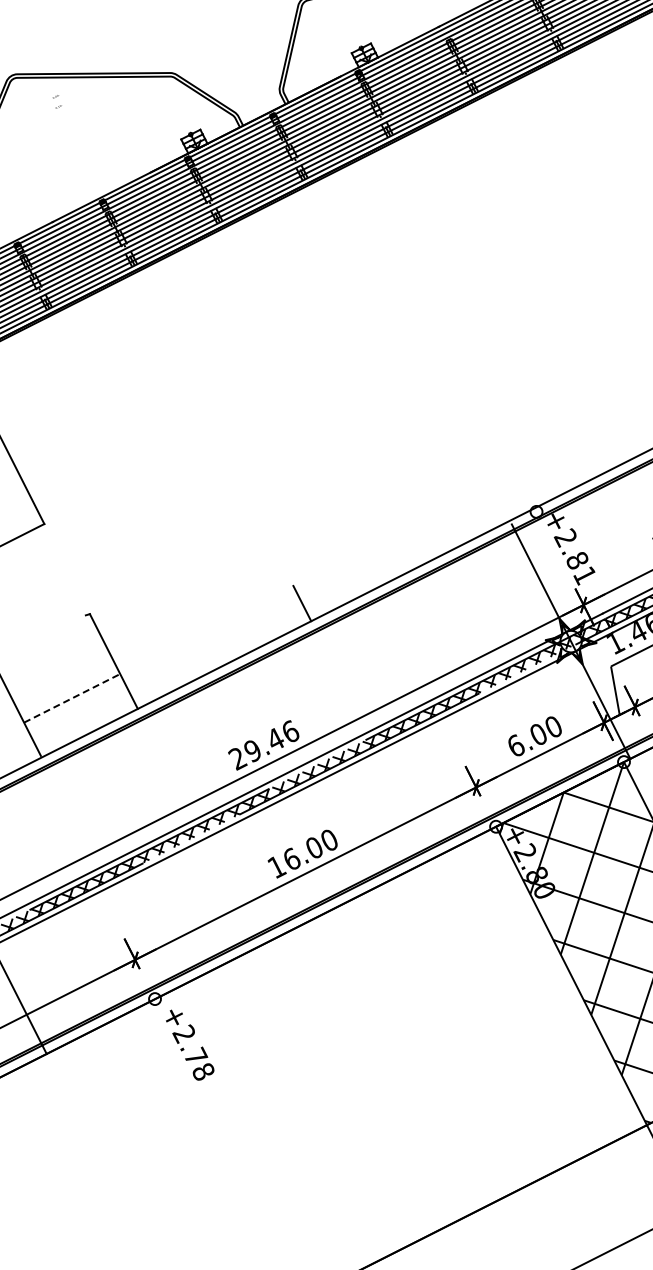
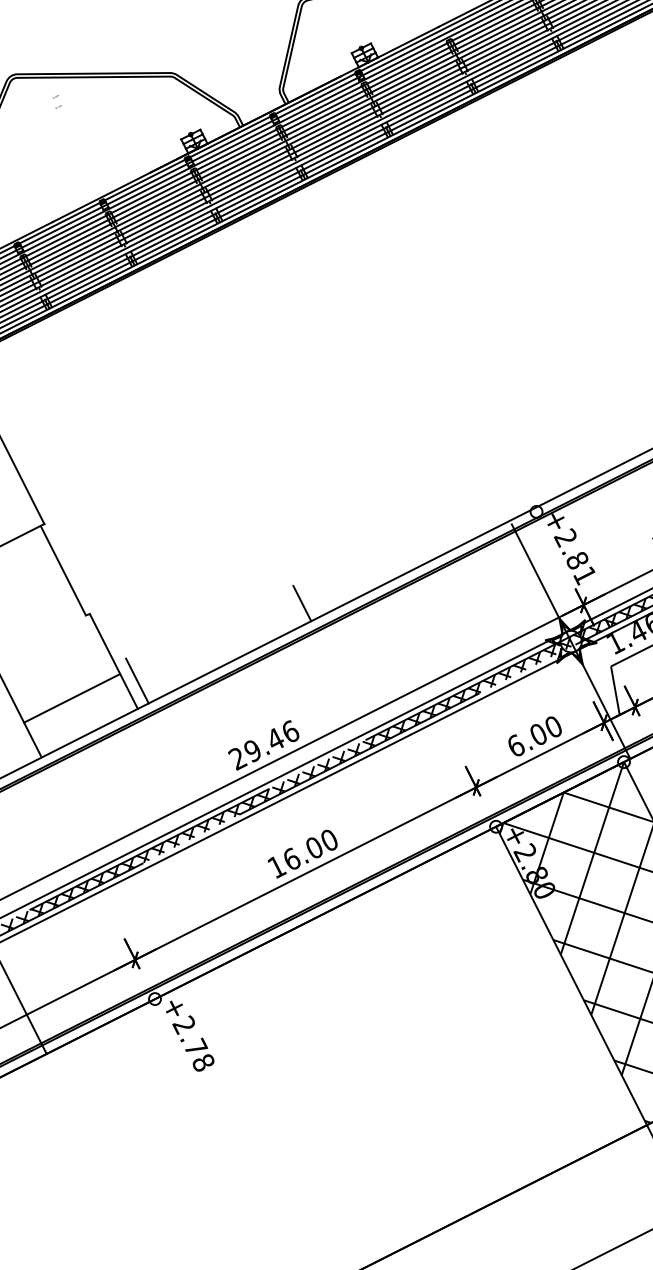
line: none -> present (62, 570)
line: none -> present (137, 680)
line: dashed -> solid (72, 698)
text position: (190, 1044) -> (190, 1035) (190, 1035)
